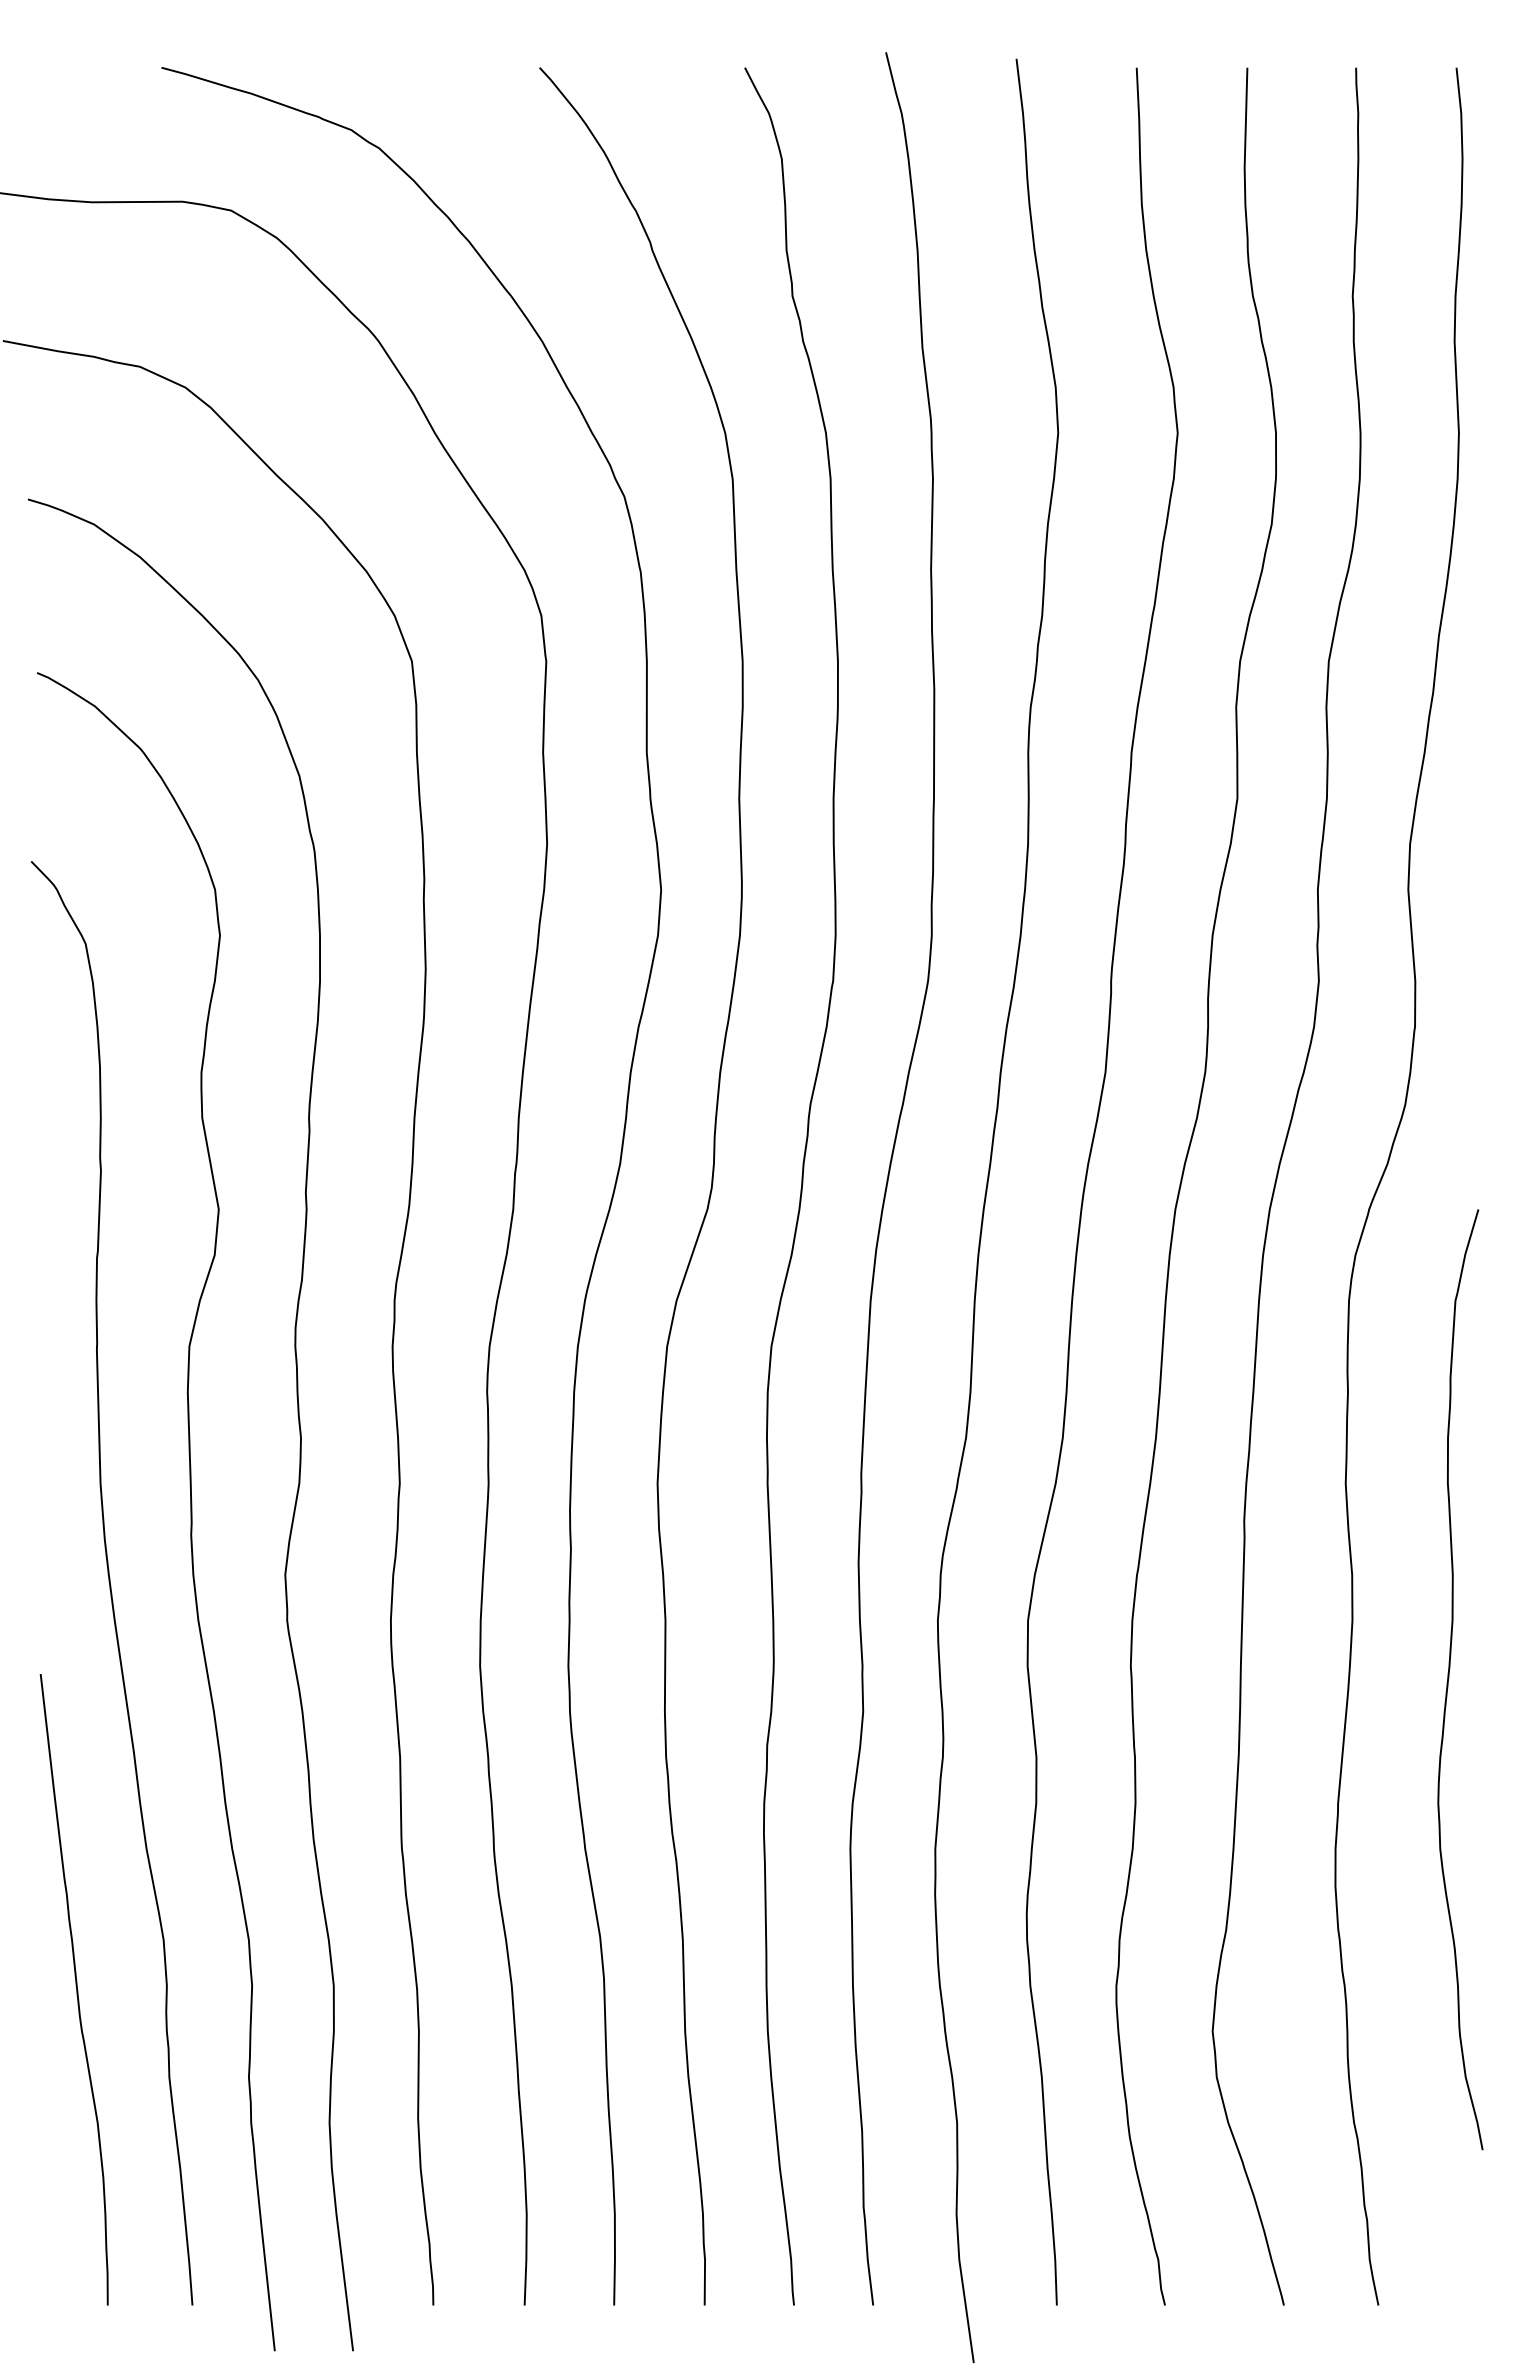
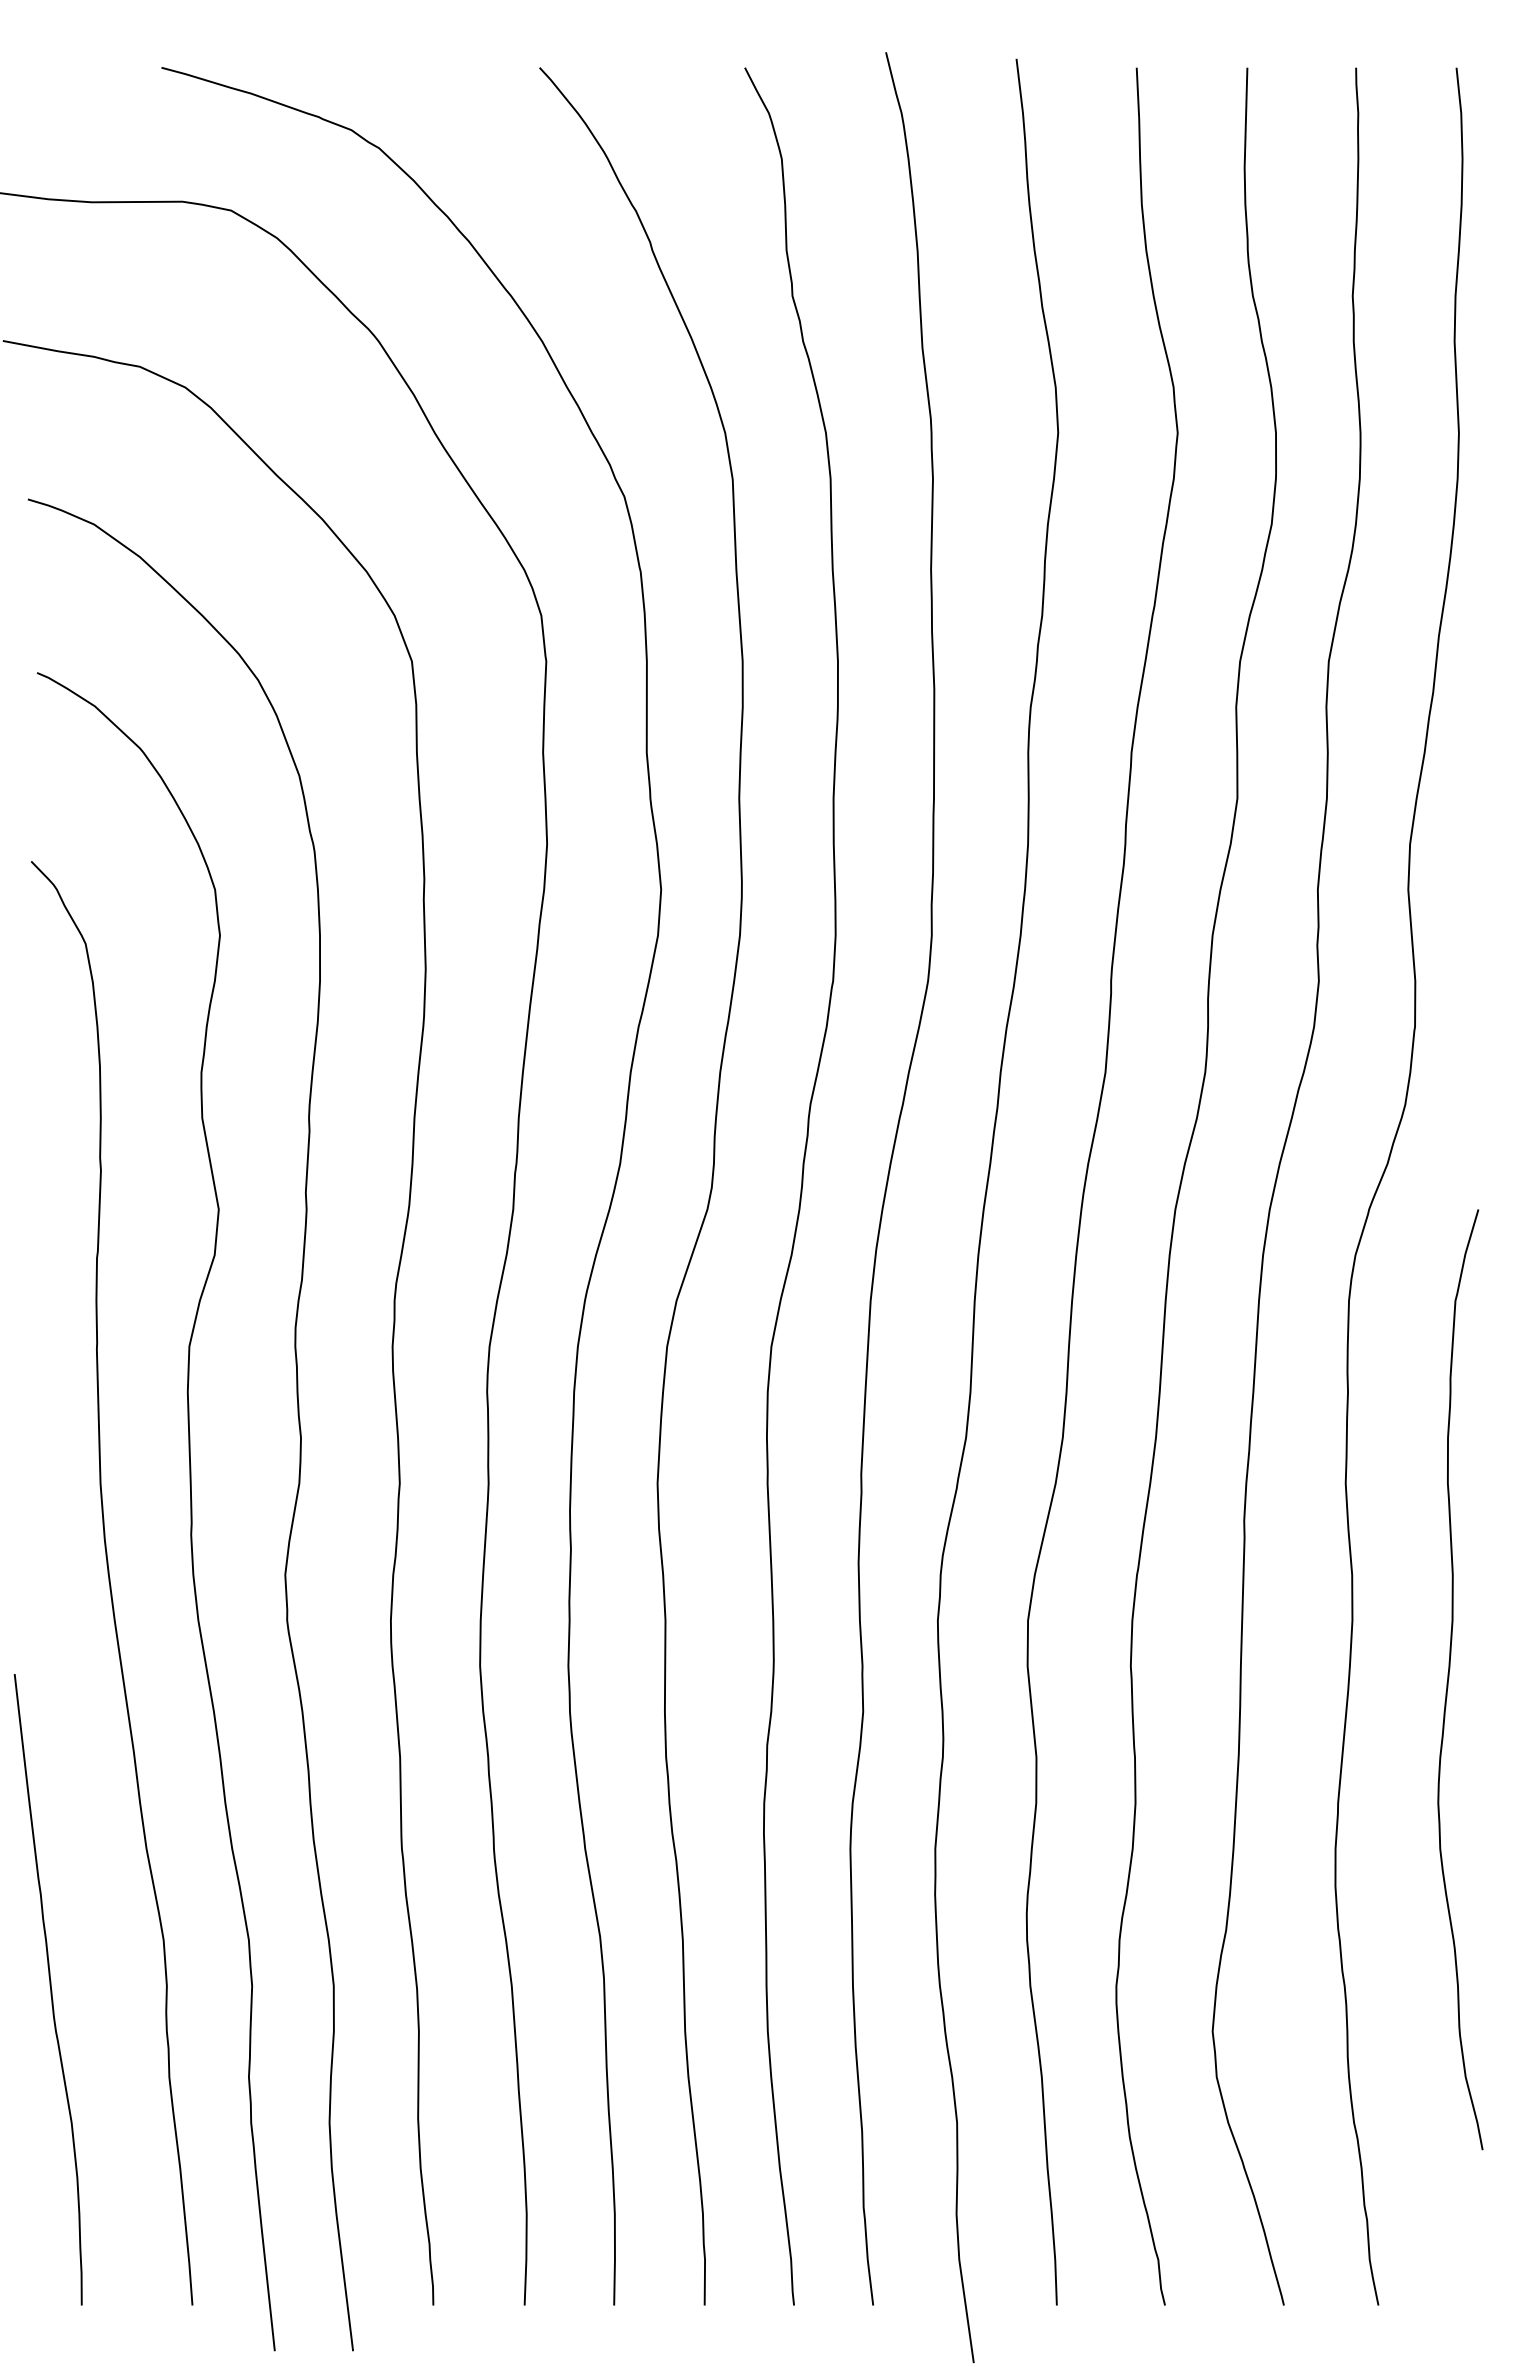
curve position: (76, 1989) -> (50, 1989) (50, 1989)
